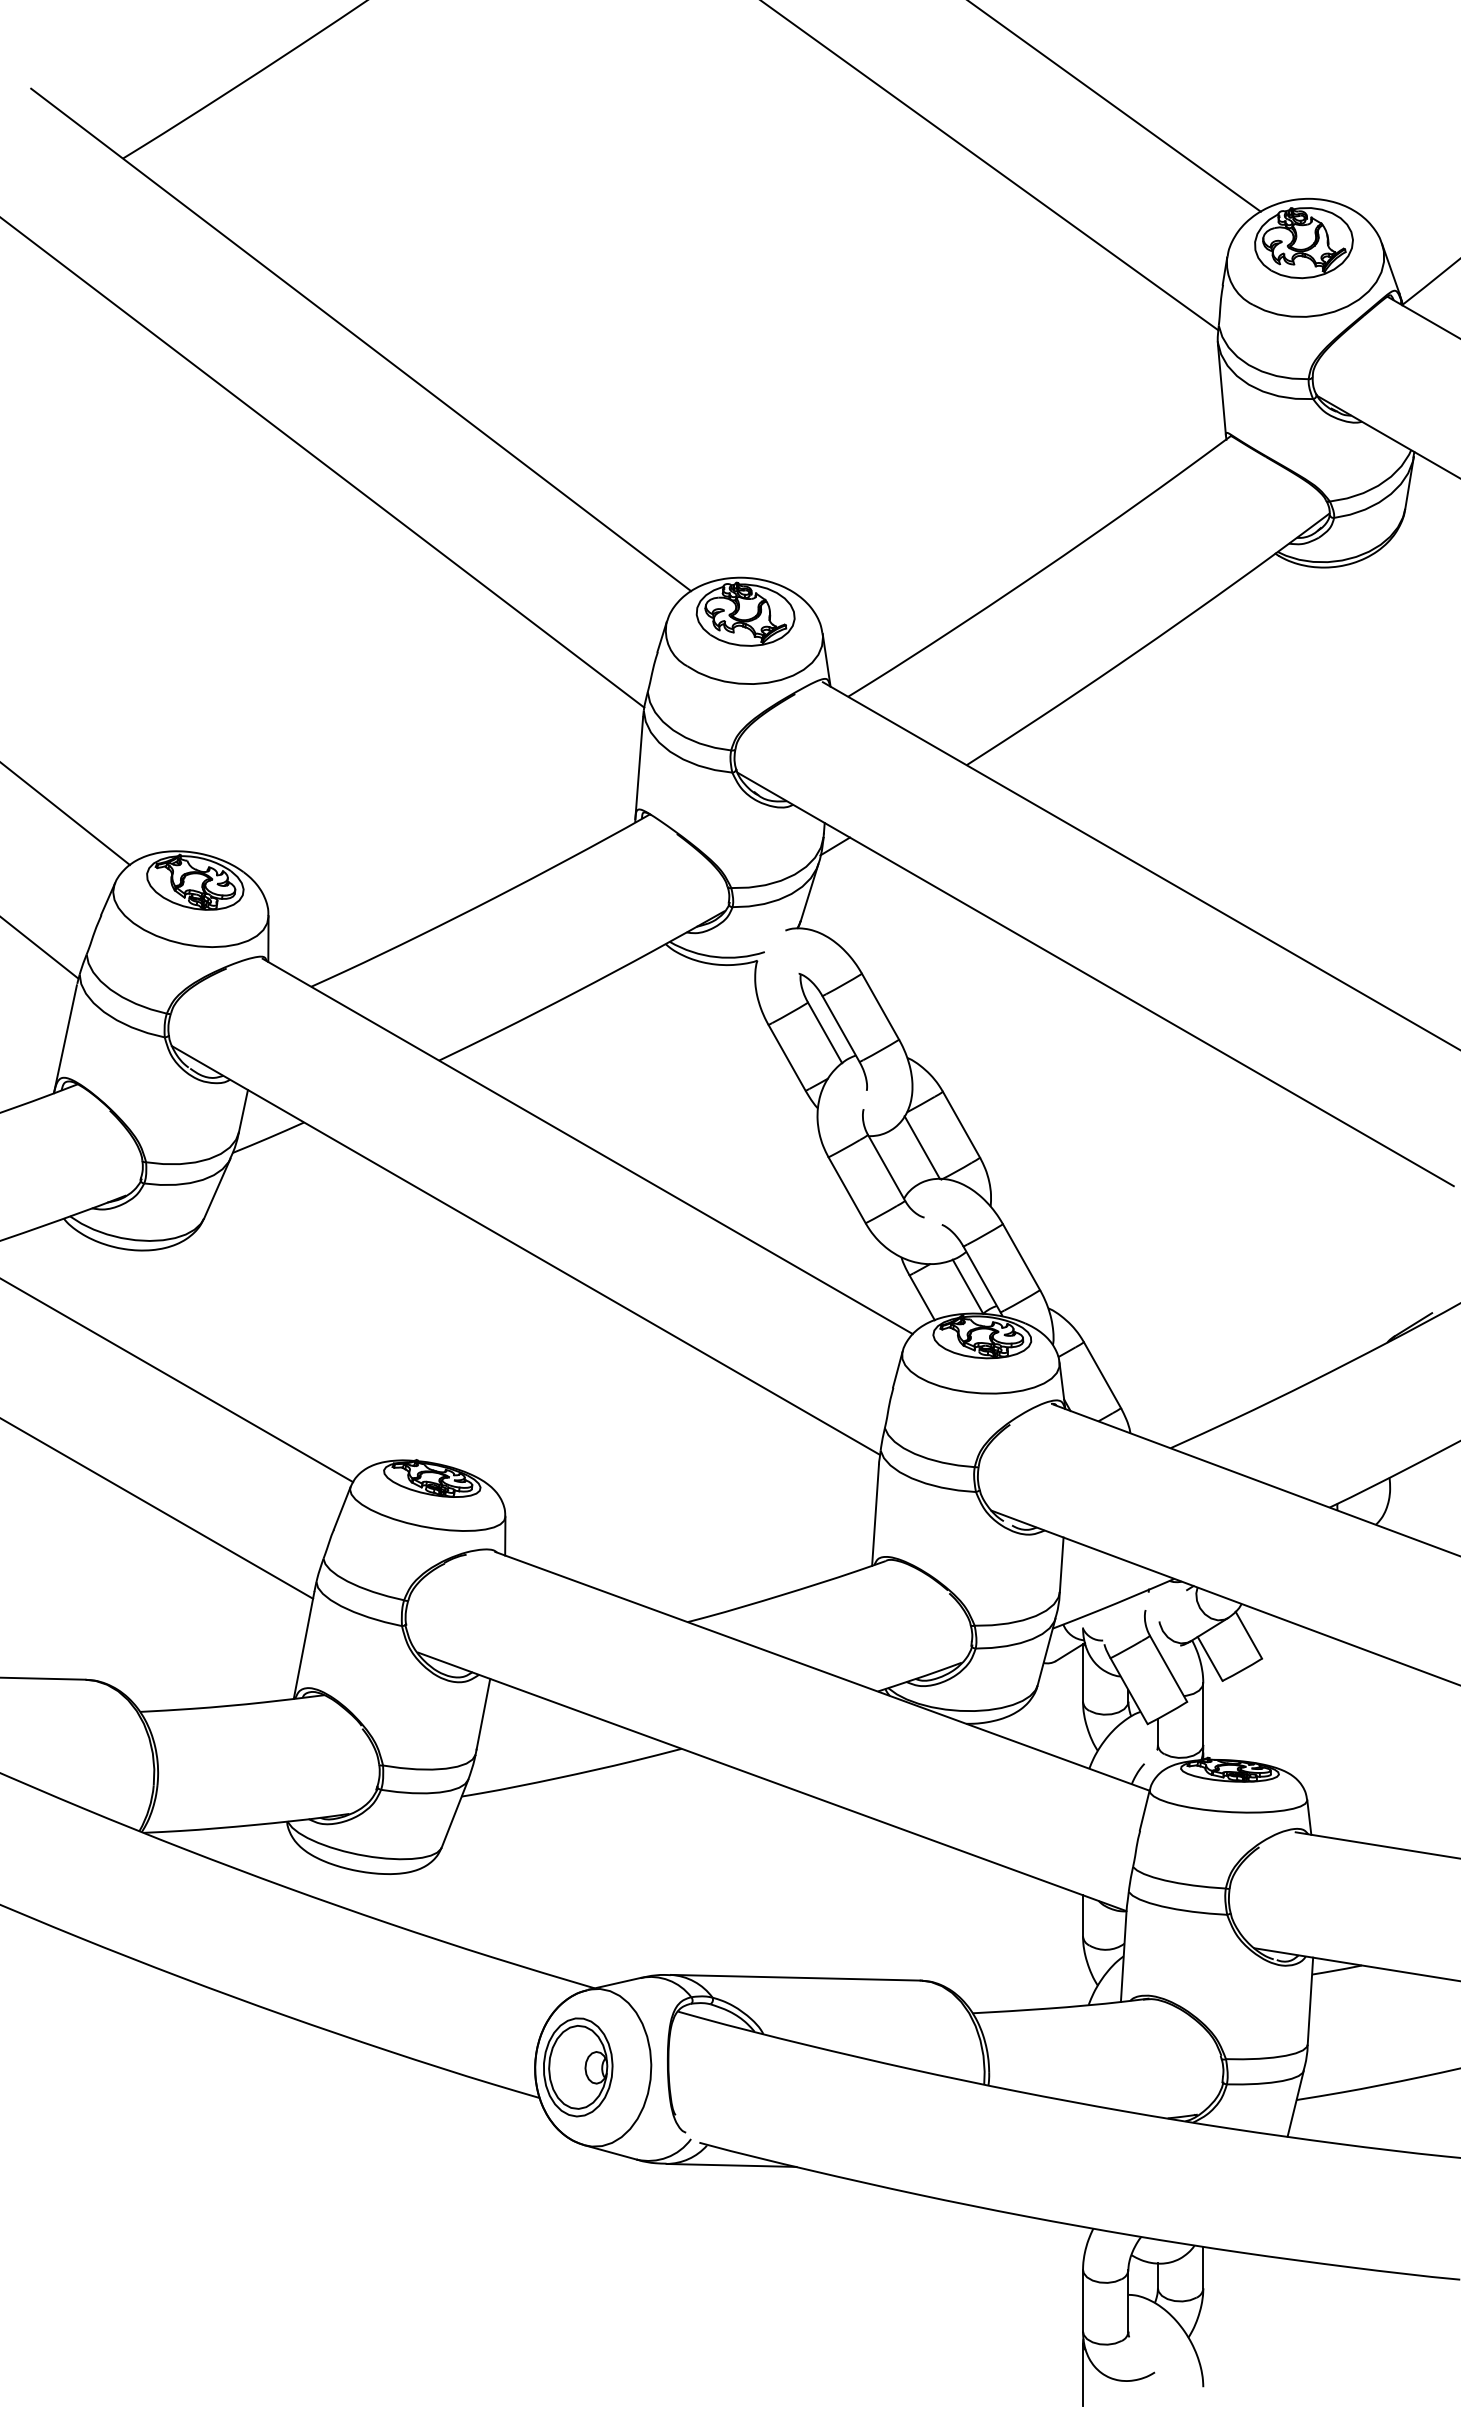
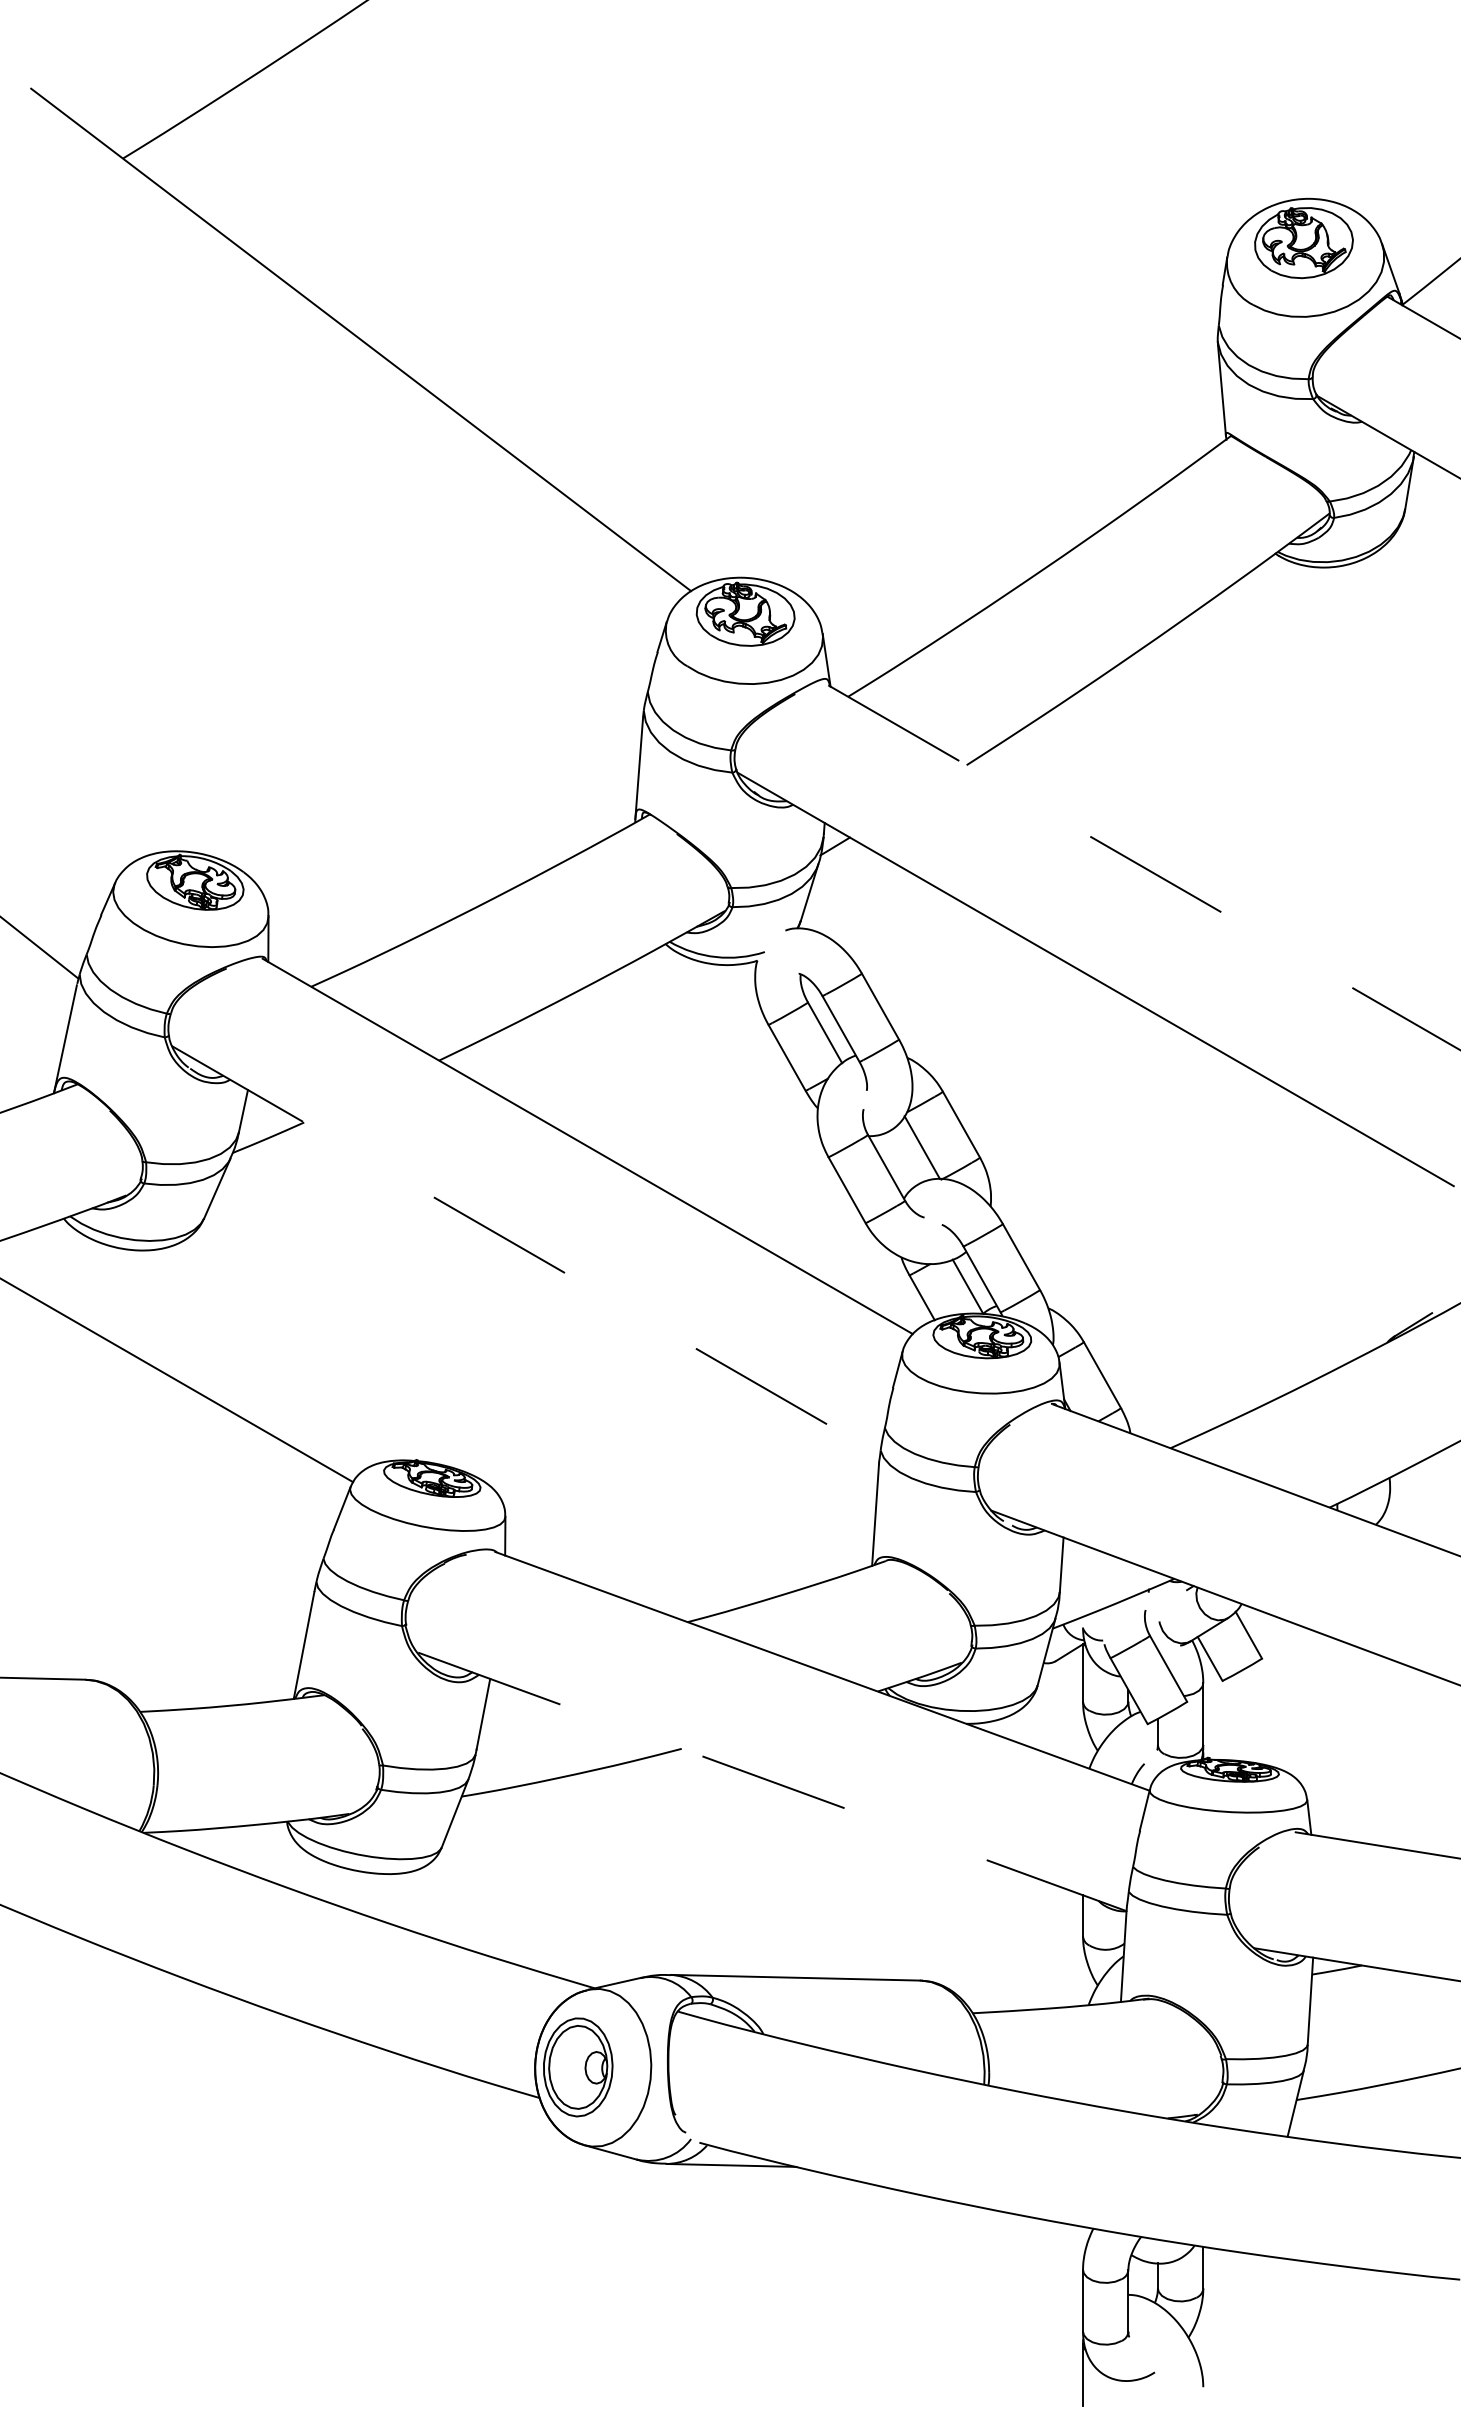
line: present -> none (1115, 106)
line: present -> none (990, 166)
line: present -> none (323, 462)
line: present -> none (65, 814)
line: solid -> dashed (1141, 866)
line: solid -> dashed (526, 1250)
line: present -> none (157, 1508)
line: solid -> dashed (772, 1781)
